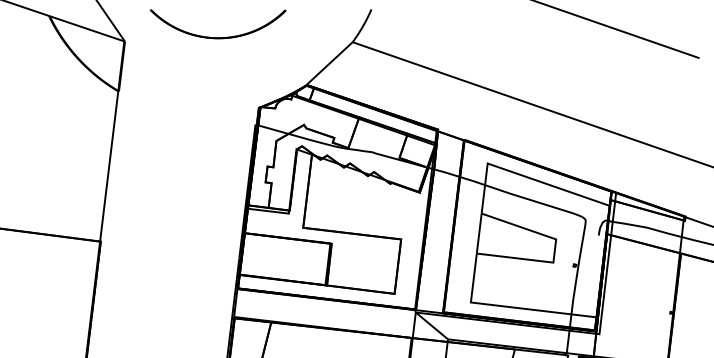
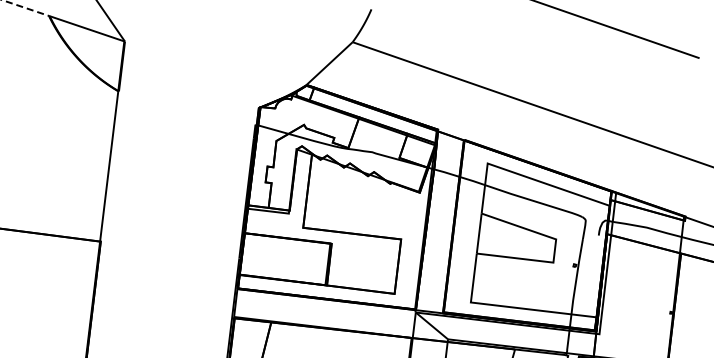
line: solid -> dashed (26, 8)
part: present -> none (217, 37)
